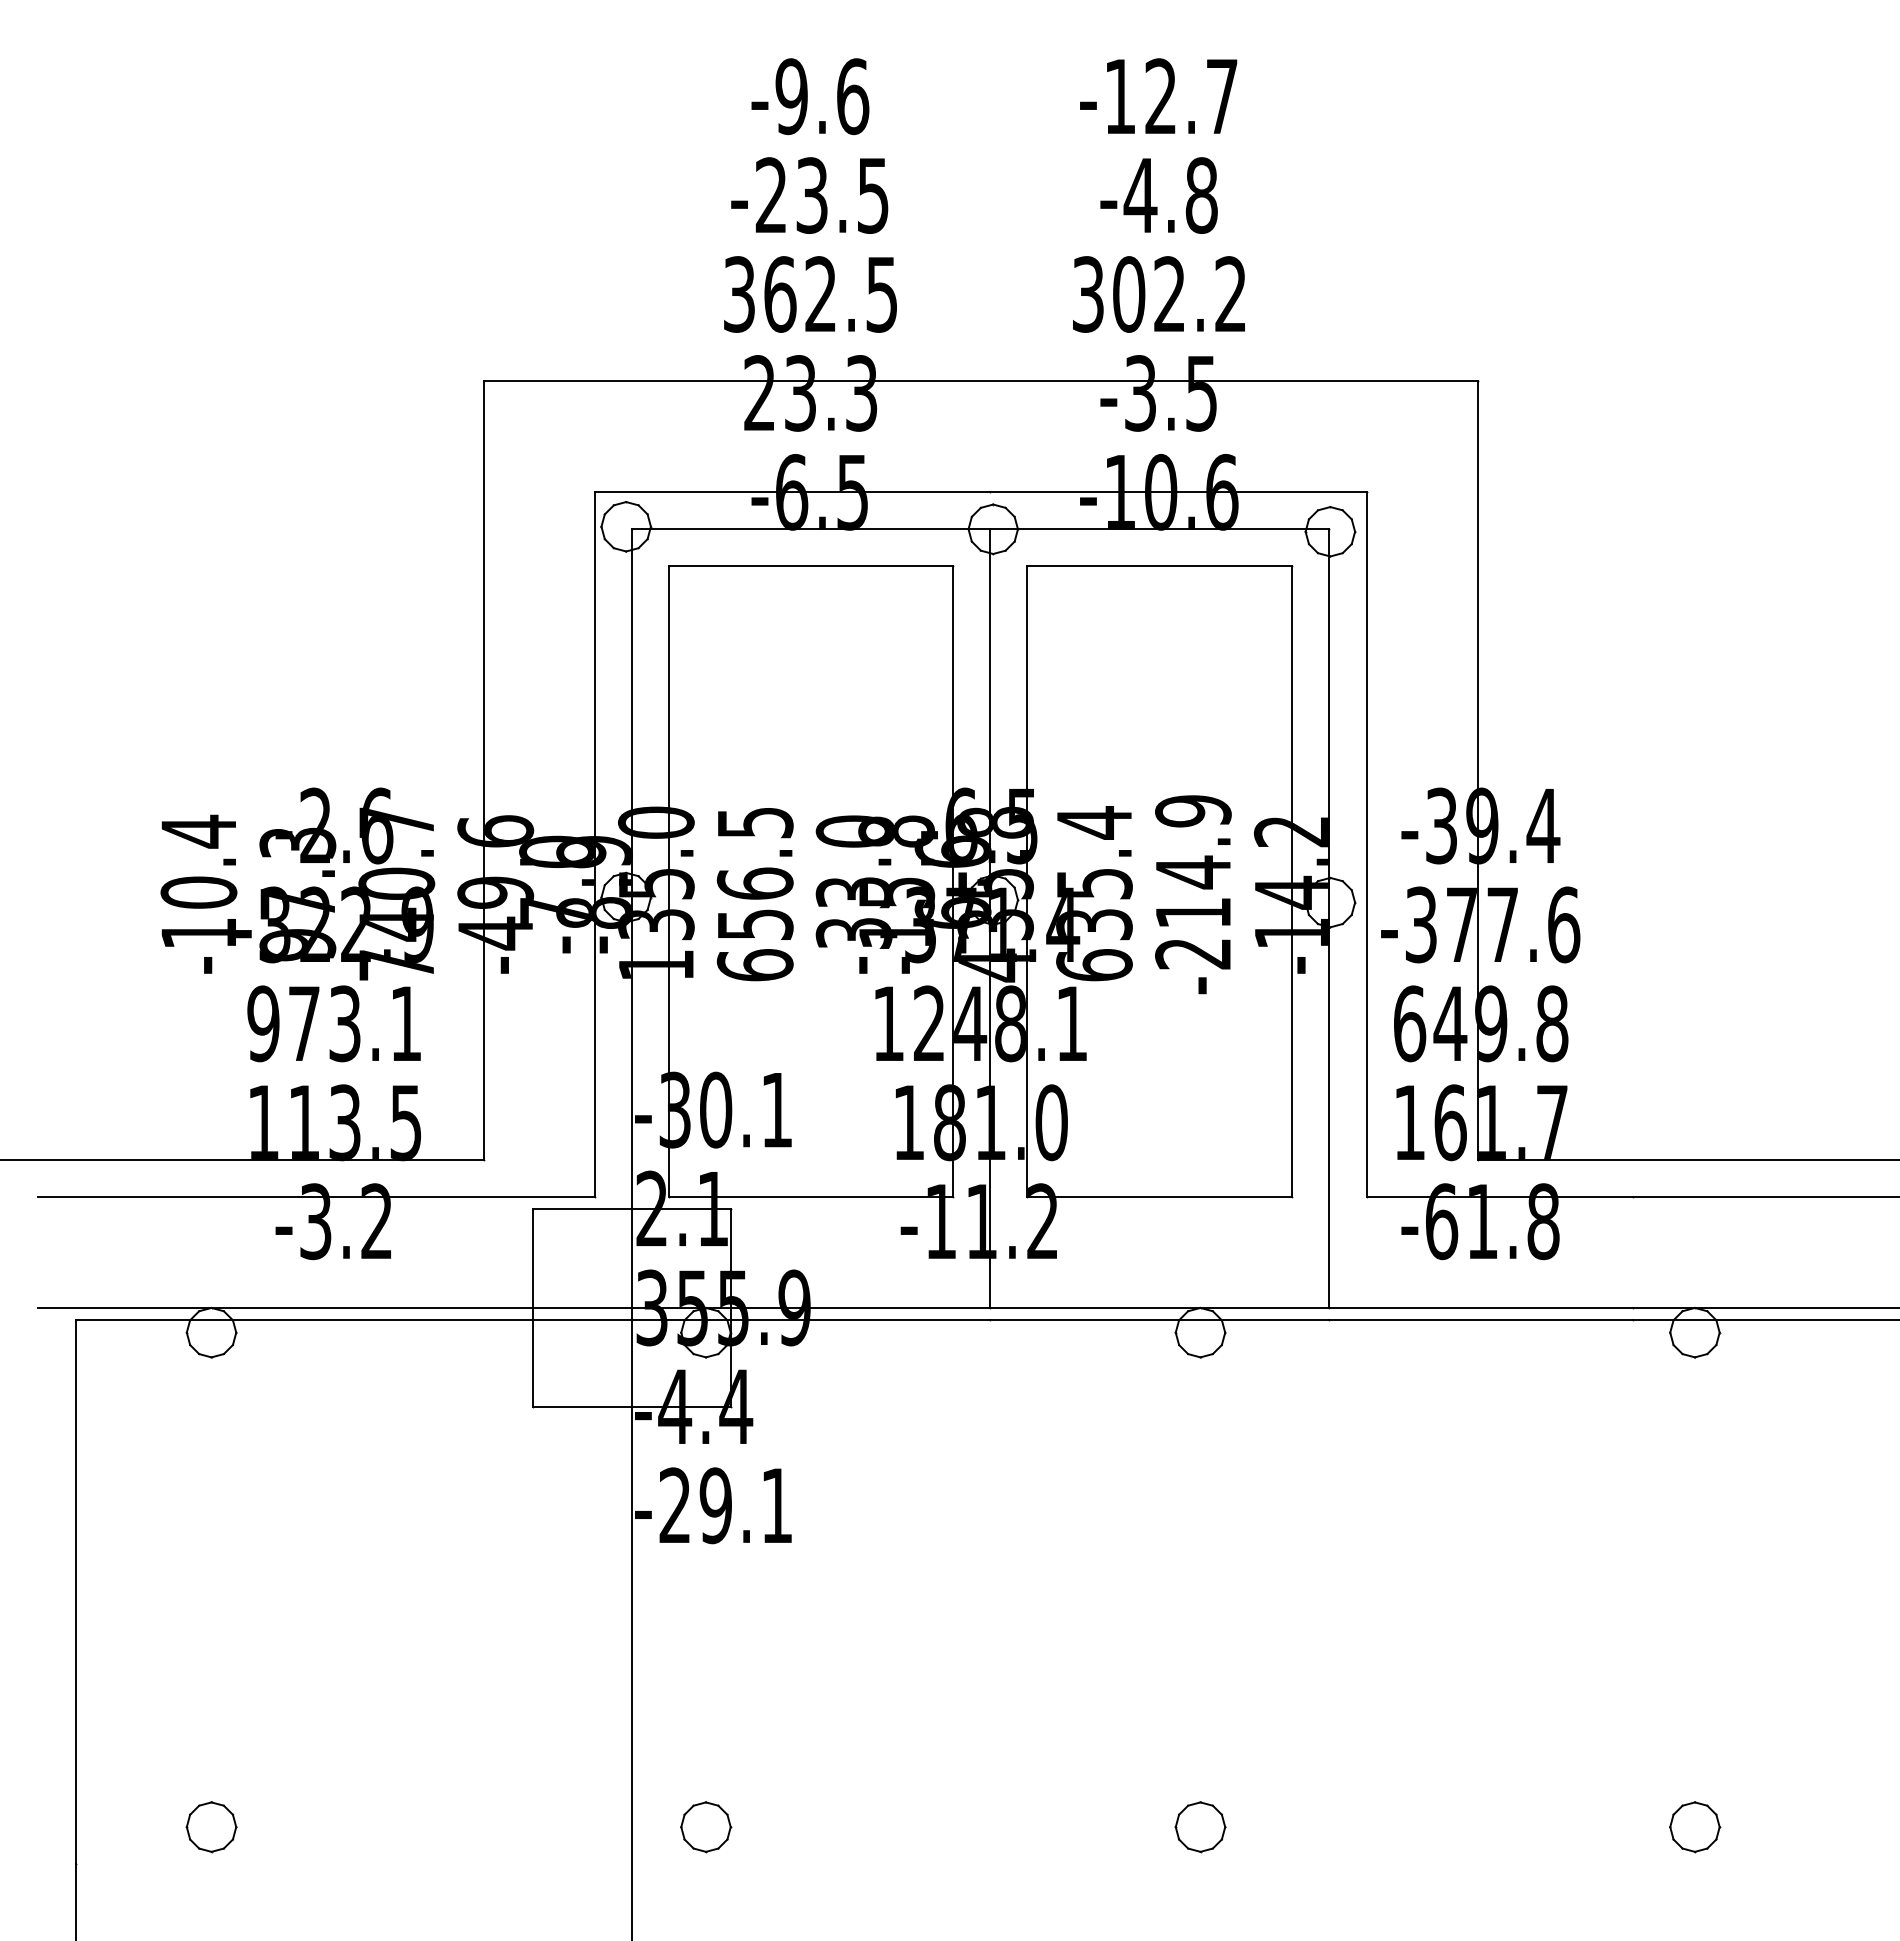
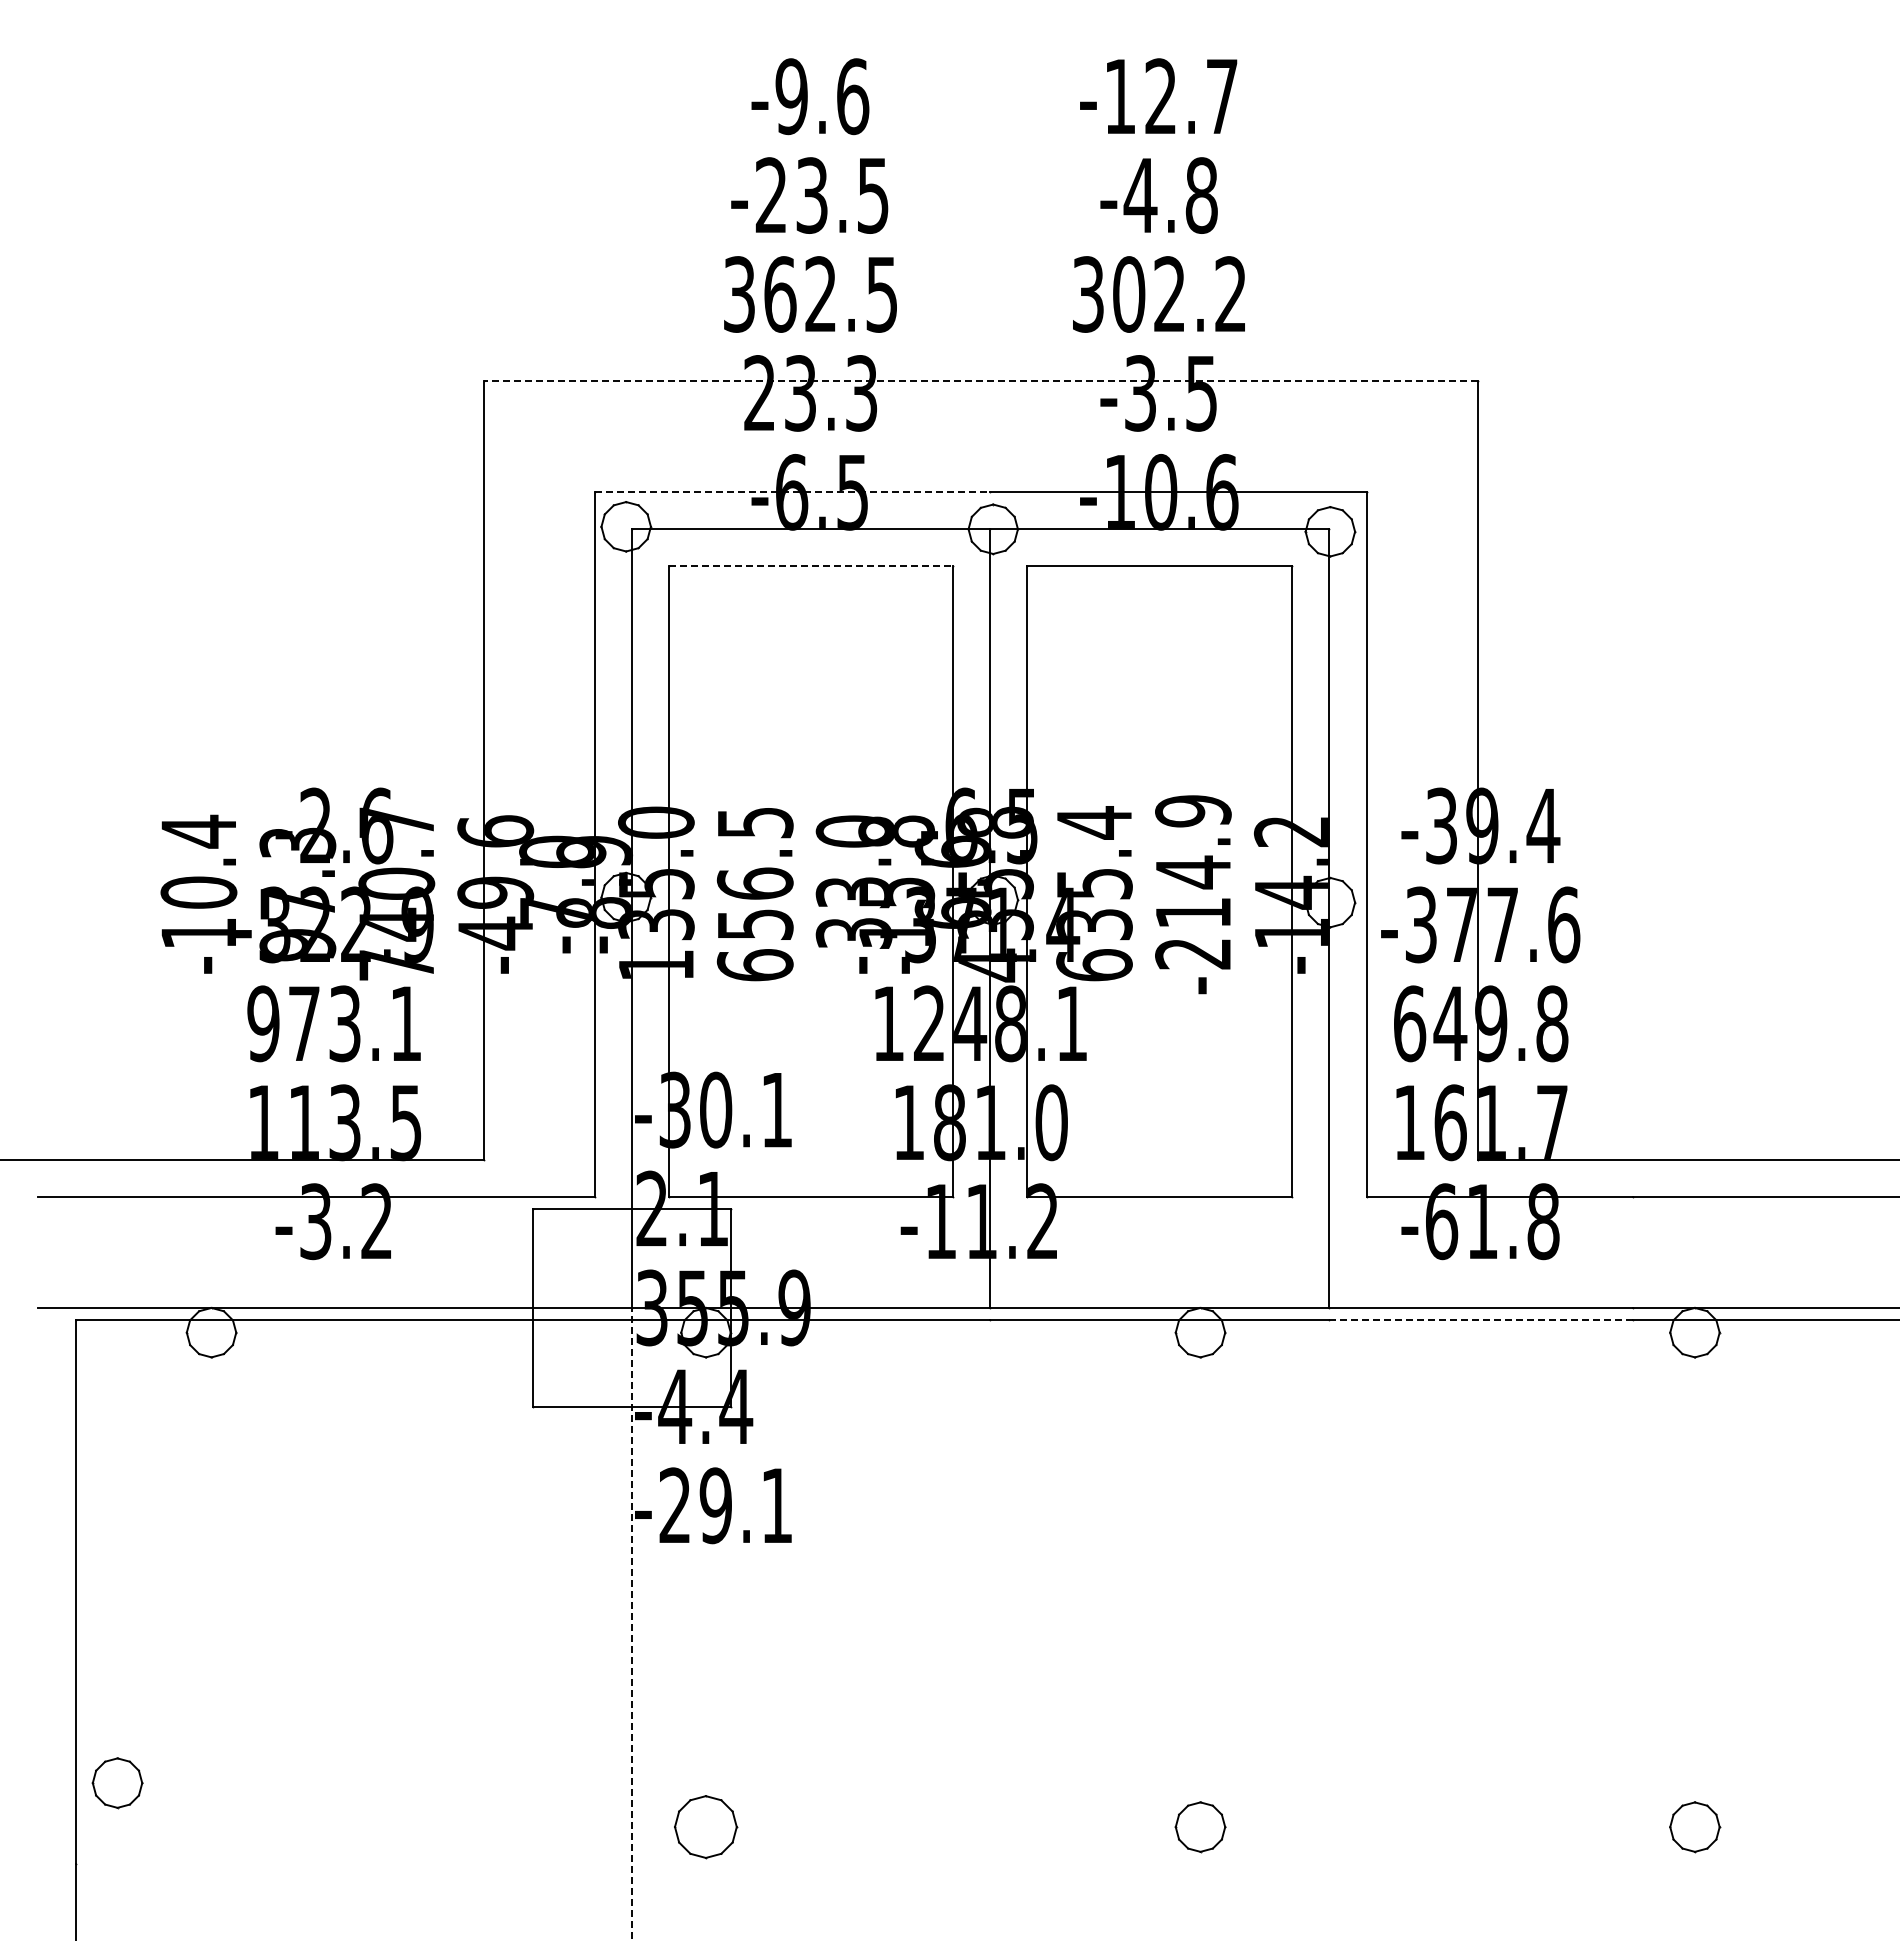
line: solid -> dashed (980, 380)
line: solid -> dashed (792, 492)
line: solid -> dashed (811, 566)
line: solid -> dashed (1481, 1320)
line: solid -> dashed (631, 1623)
part position: (211, 1827) -> (117, 1783) (117, 1783)
part size: 53x53 px -> 65x65 px (706, 1827)
